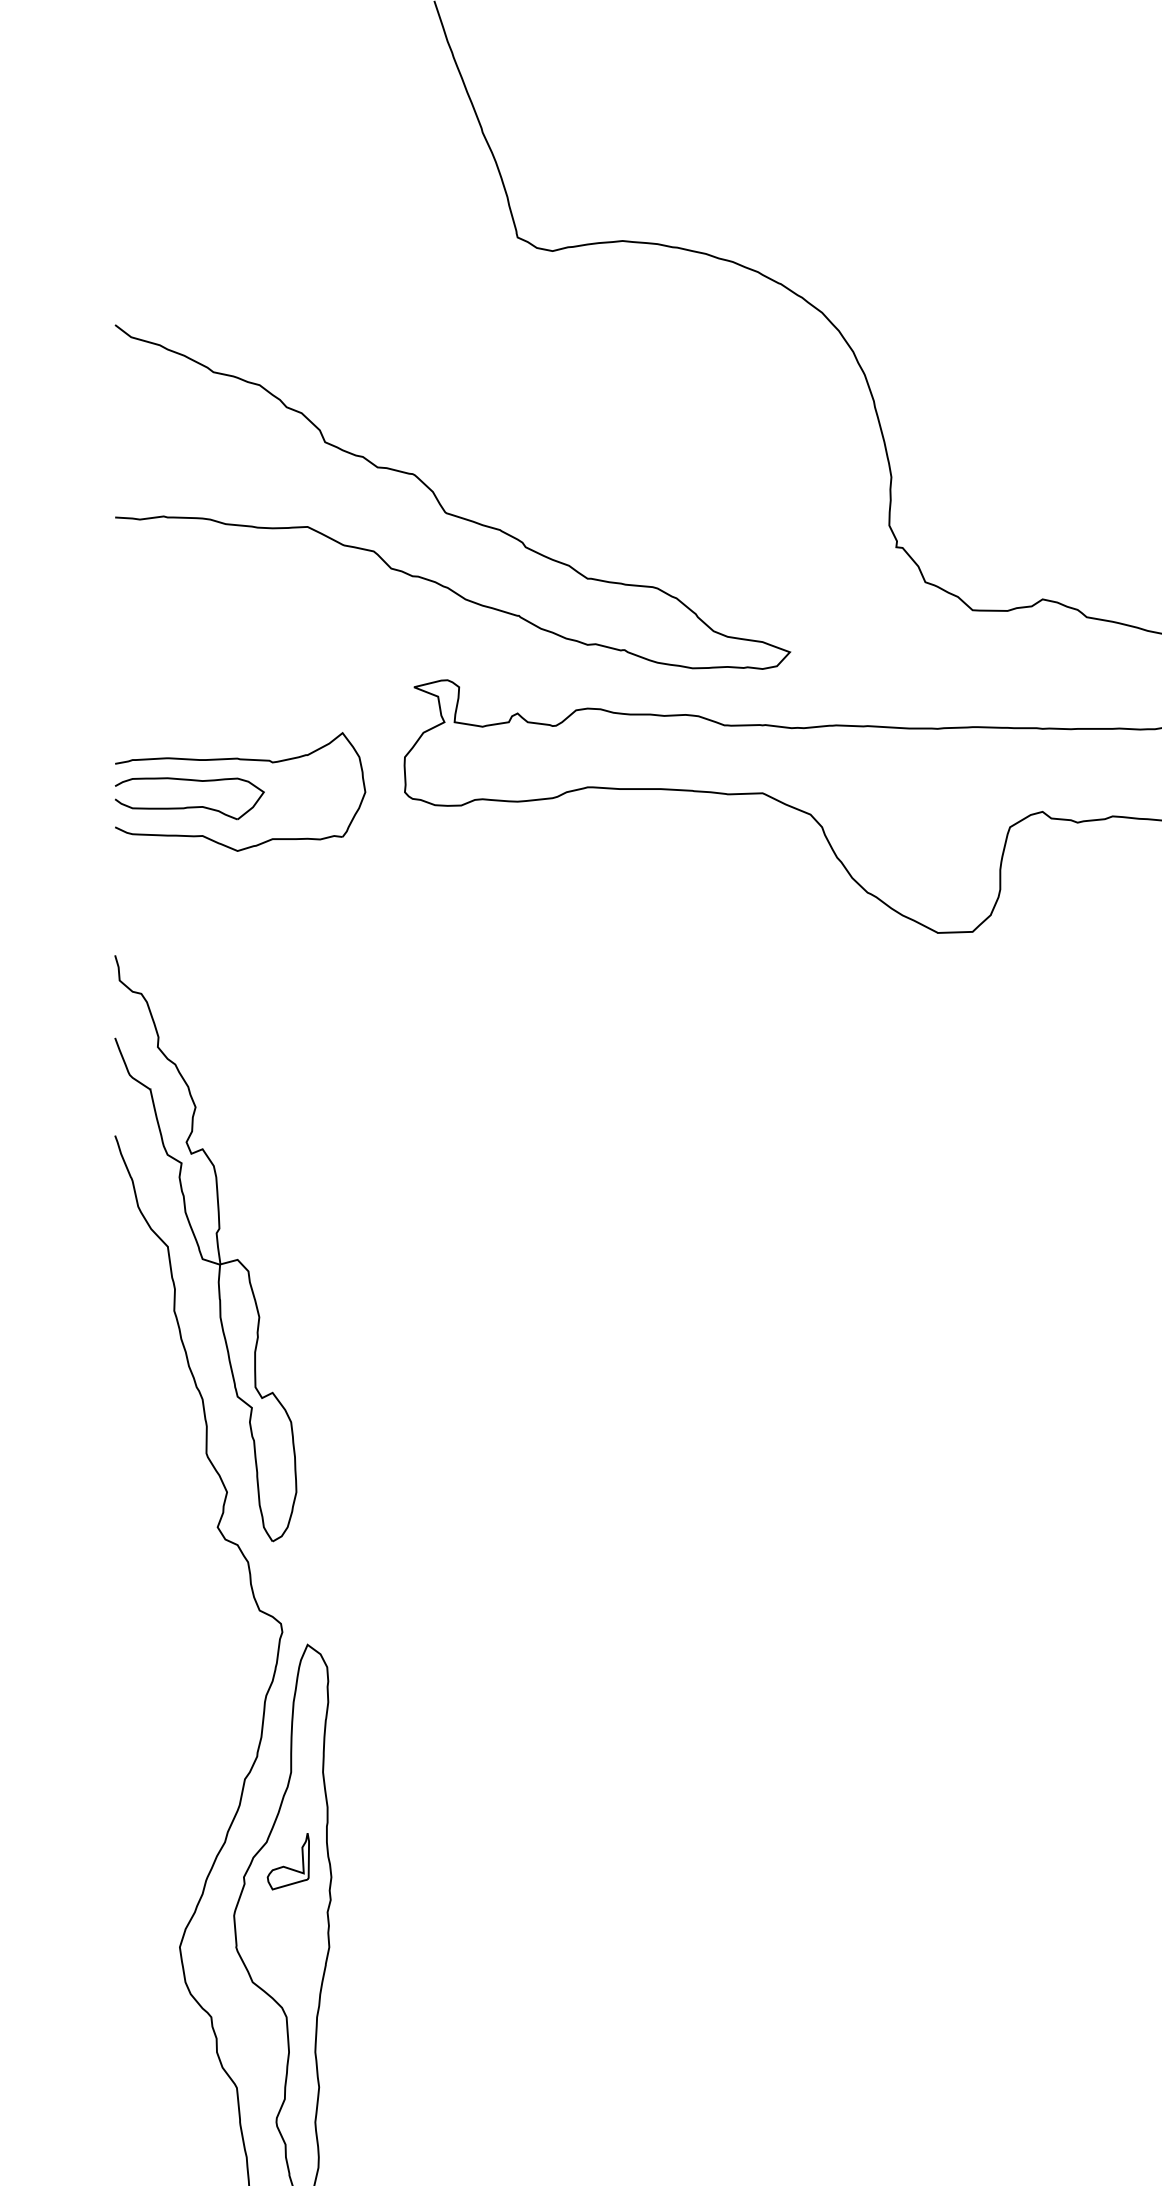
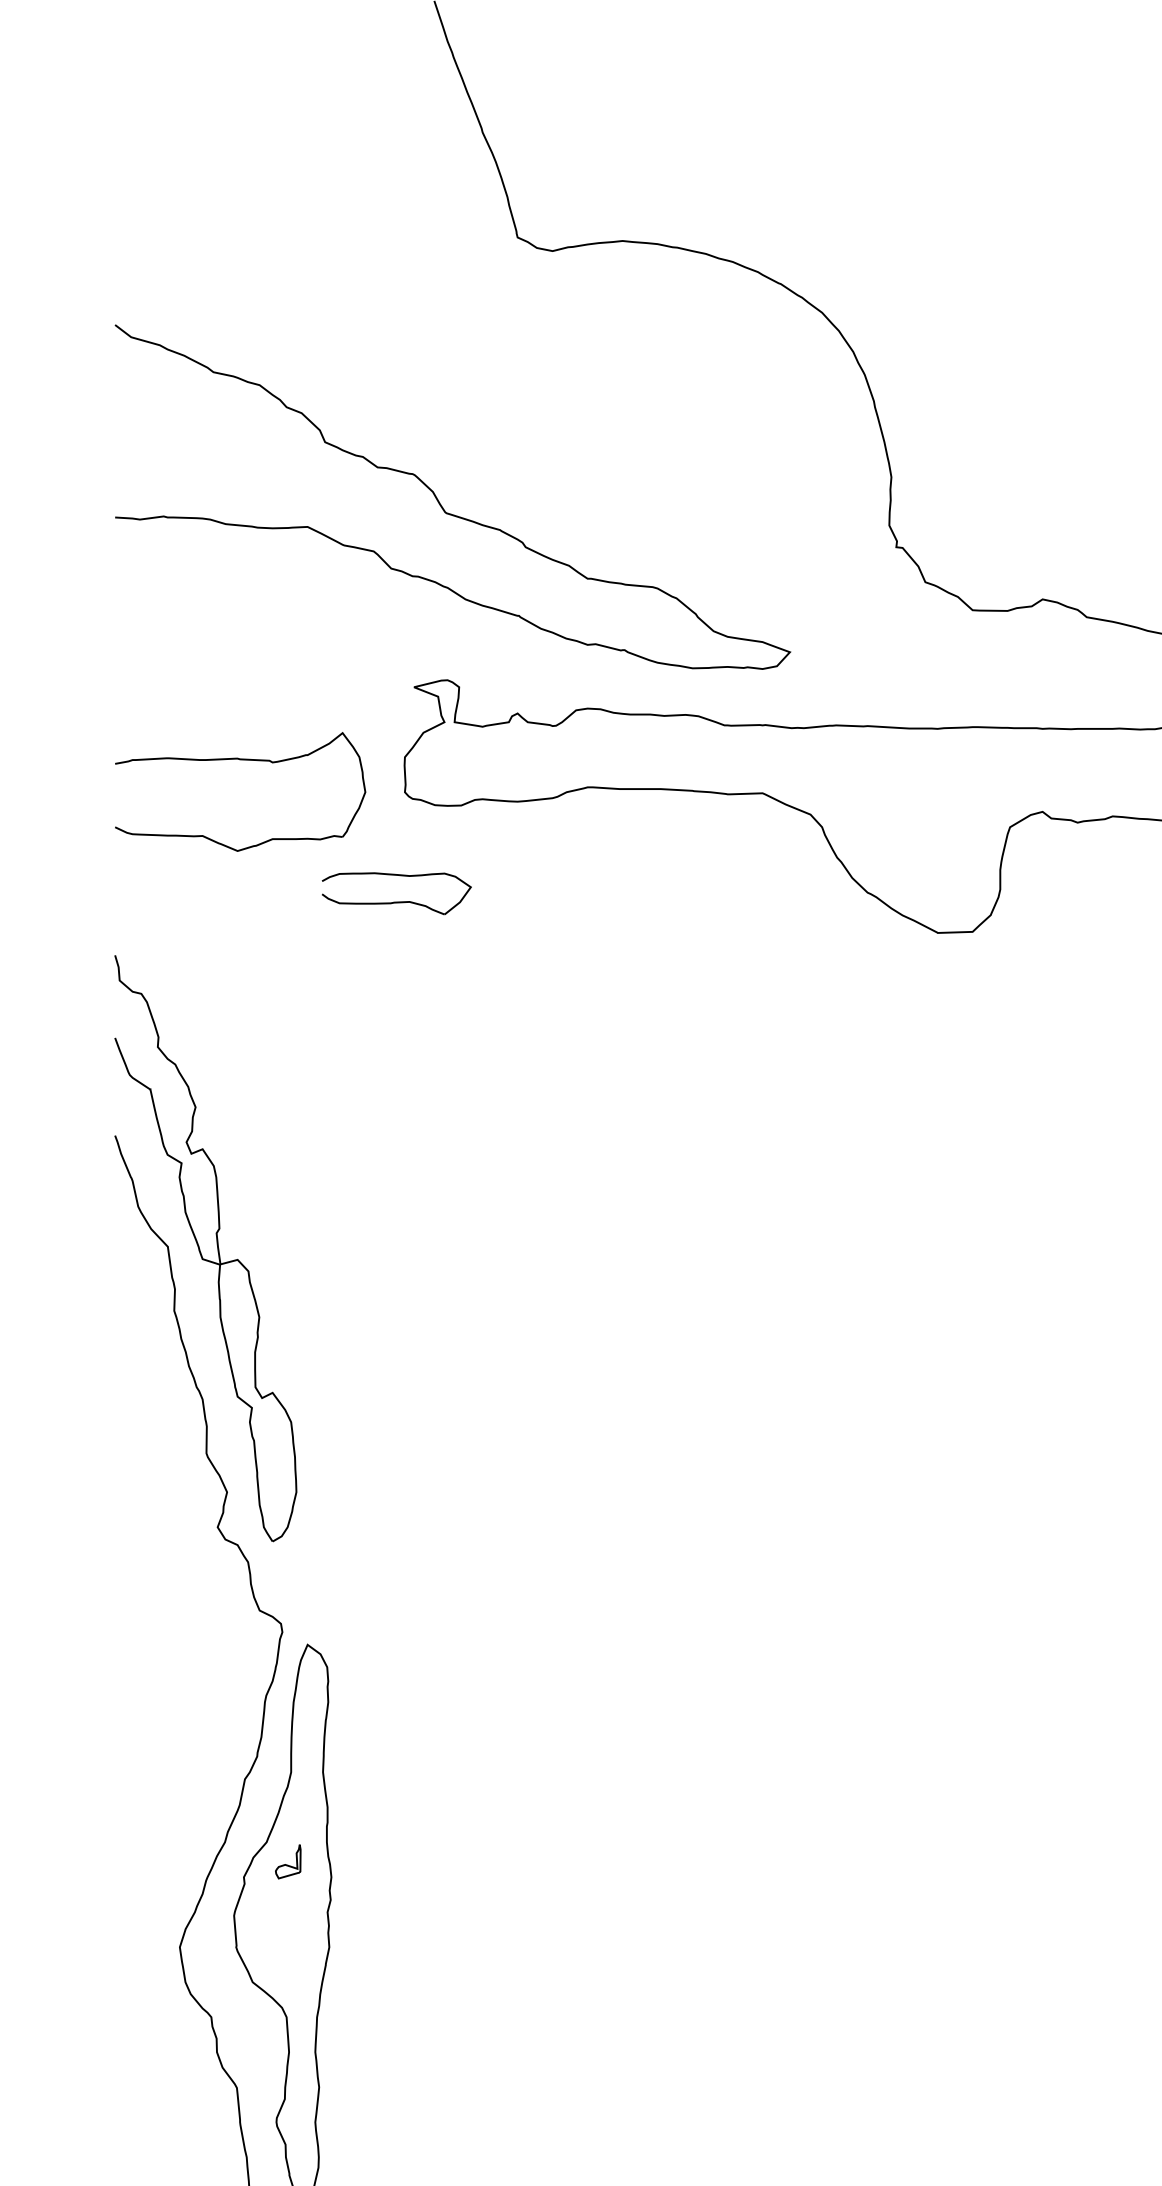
part position: (189, 806) -> (396, 901) (396, 901)
part size: 44x58 px -> 27x36 px (288, 1861)
